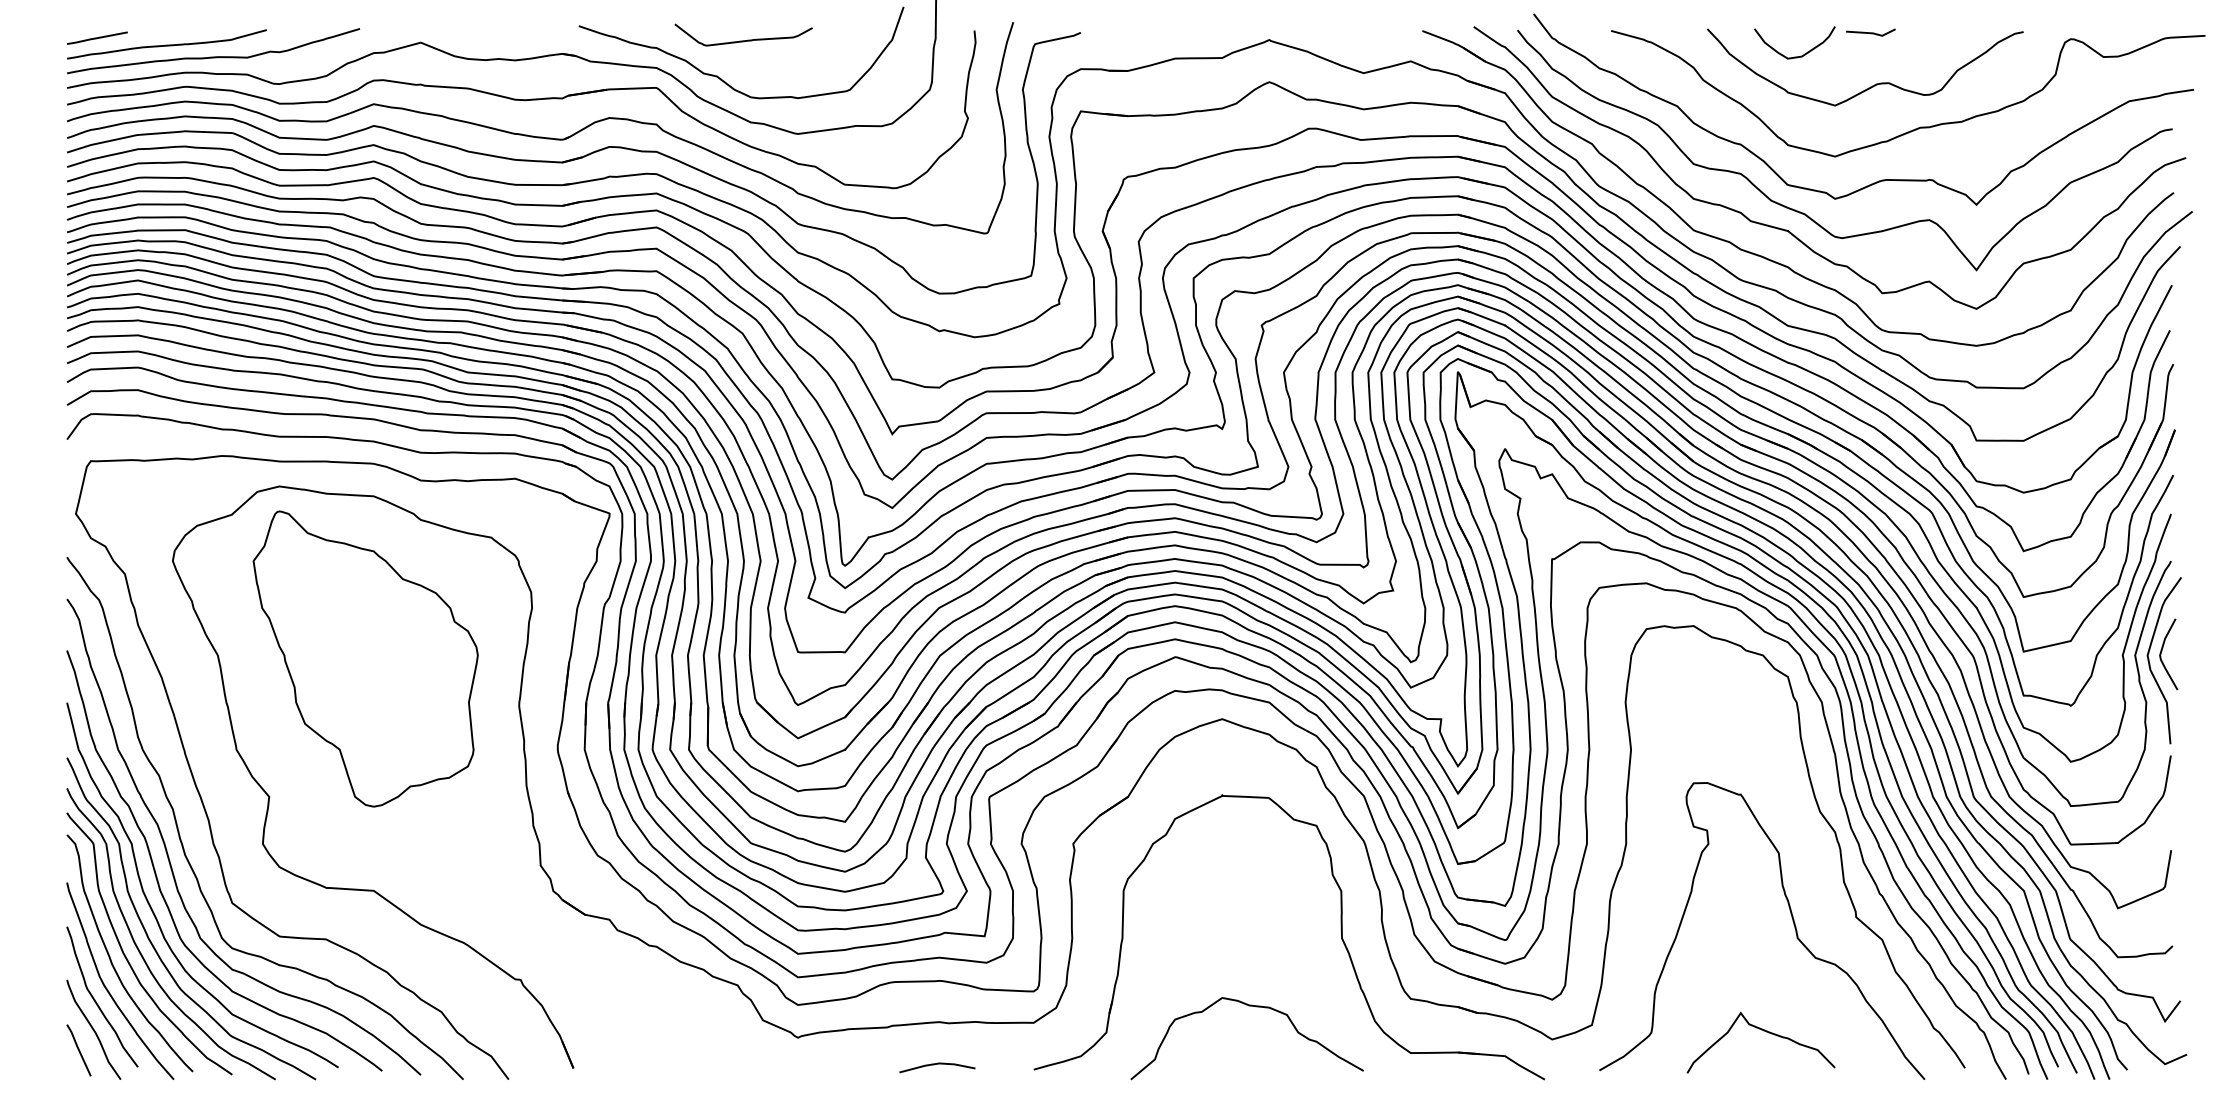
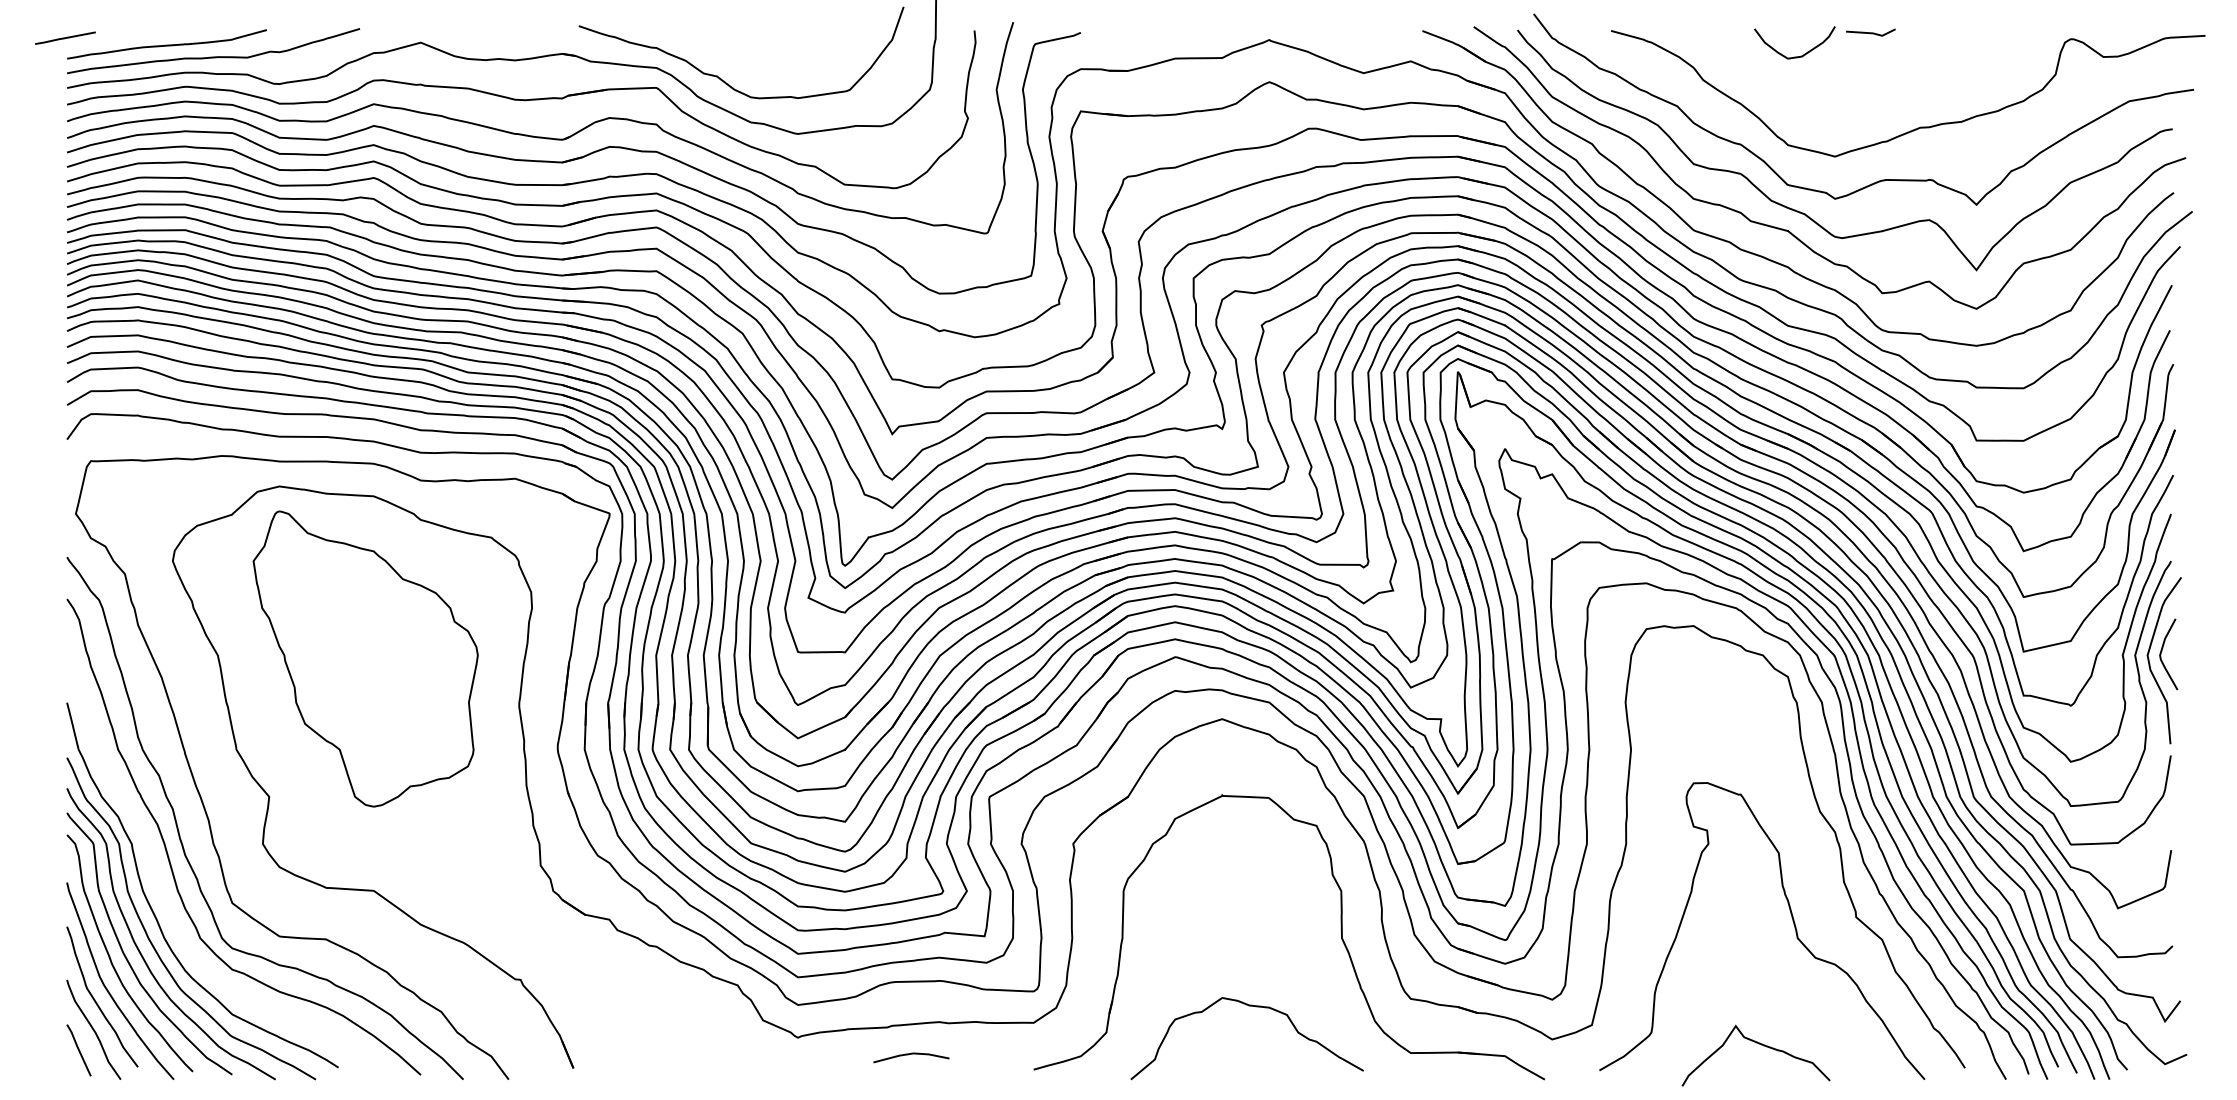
line position: (97, 37) -> (65, 37) (65, 37)
curve: present -> none (743, 40)
curve: present -> none (1872, 85)
curve: present -> none (157, 876)
curve position: (1763, 1031) -> (1758, 1044) (1758, 1044)
line position: (937, 1064) -> (911, 1054) (911, 1054)
